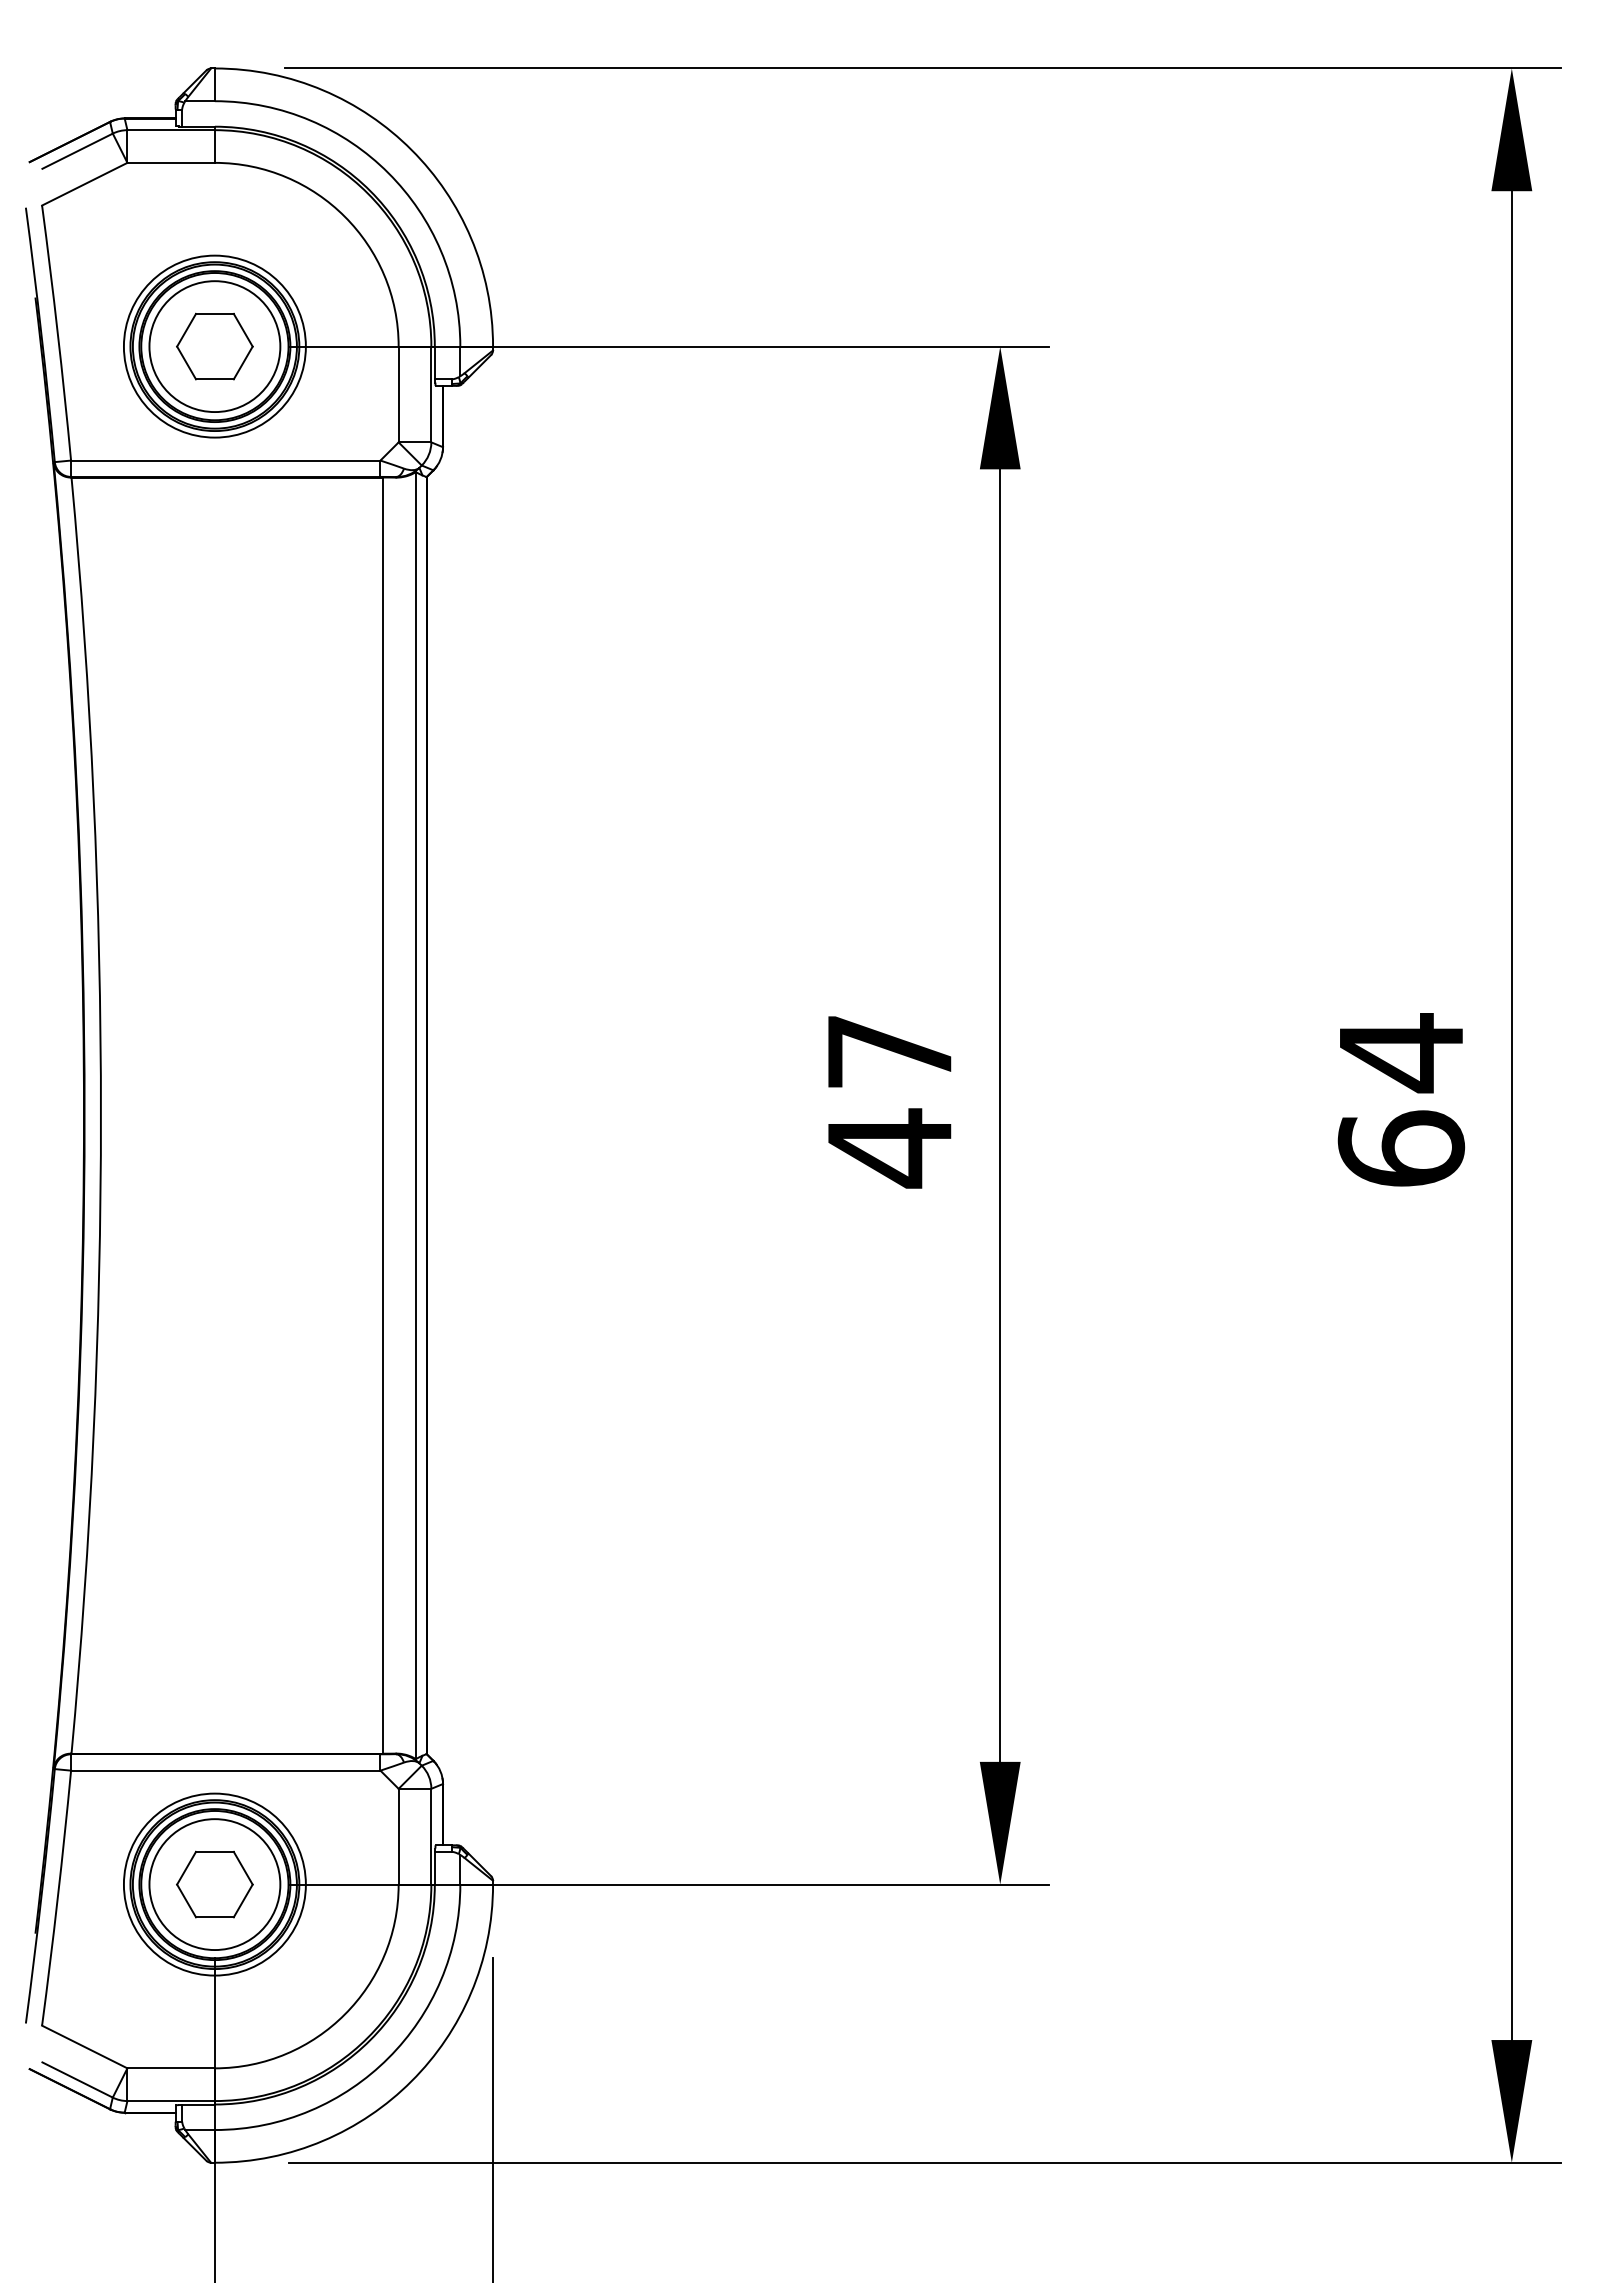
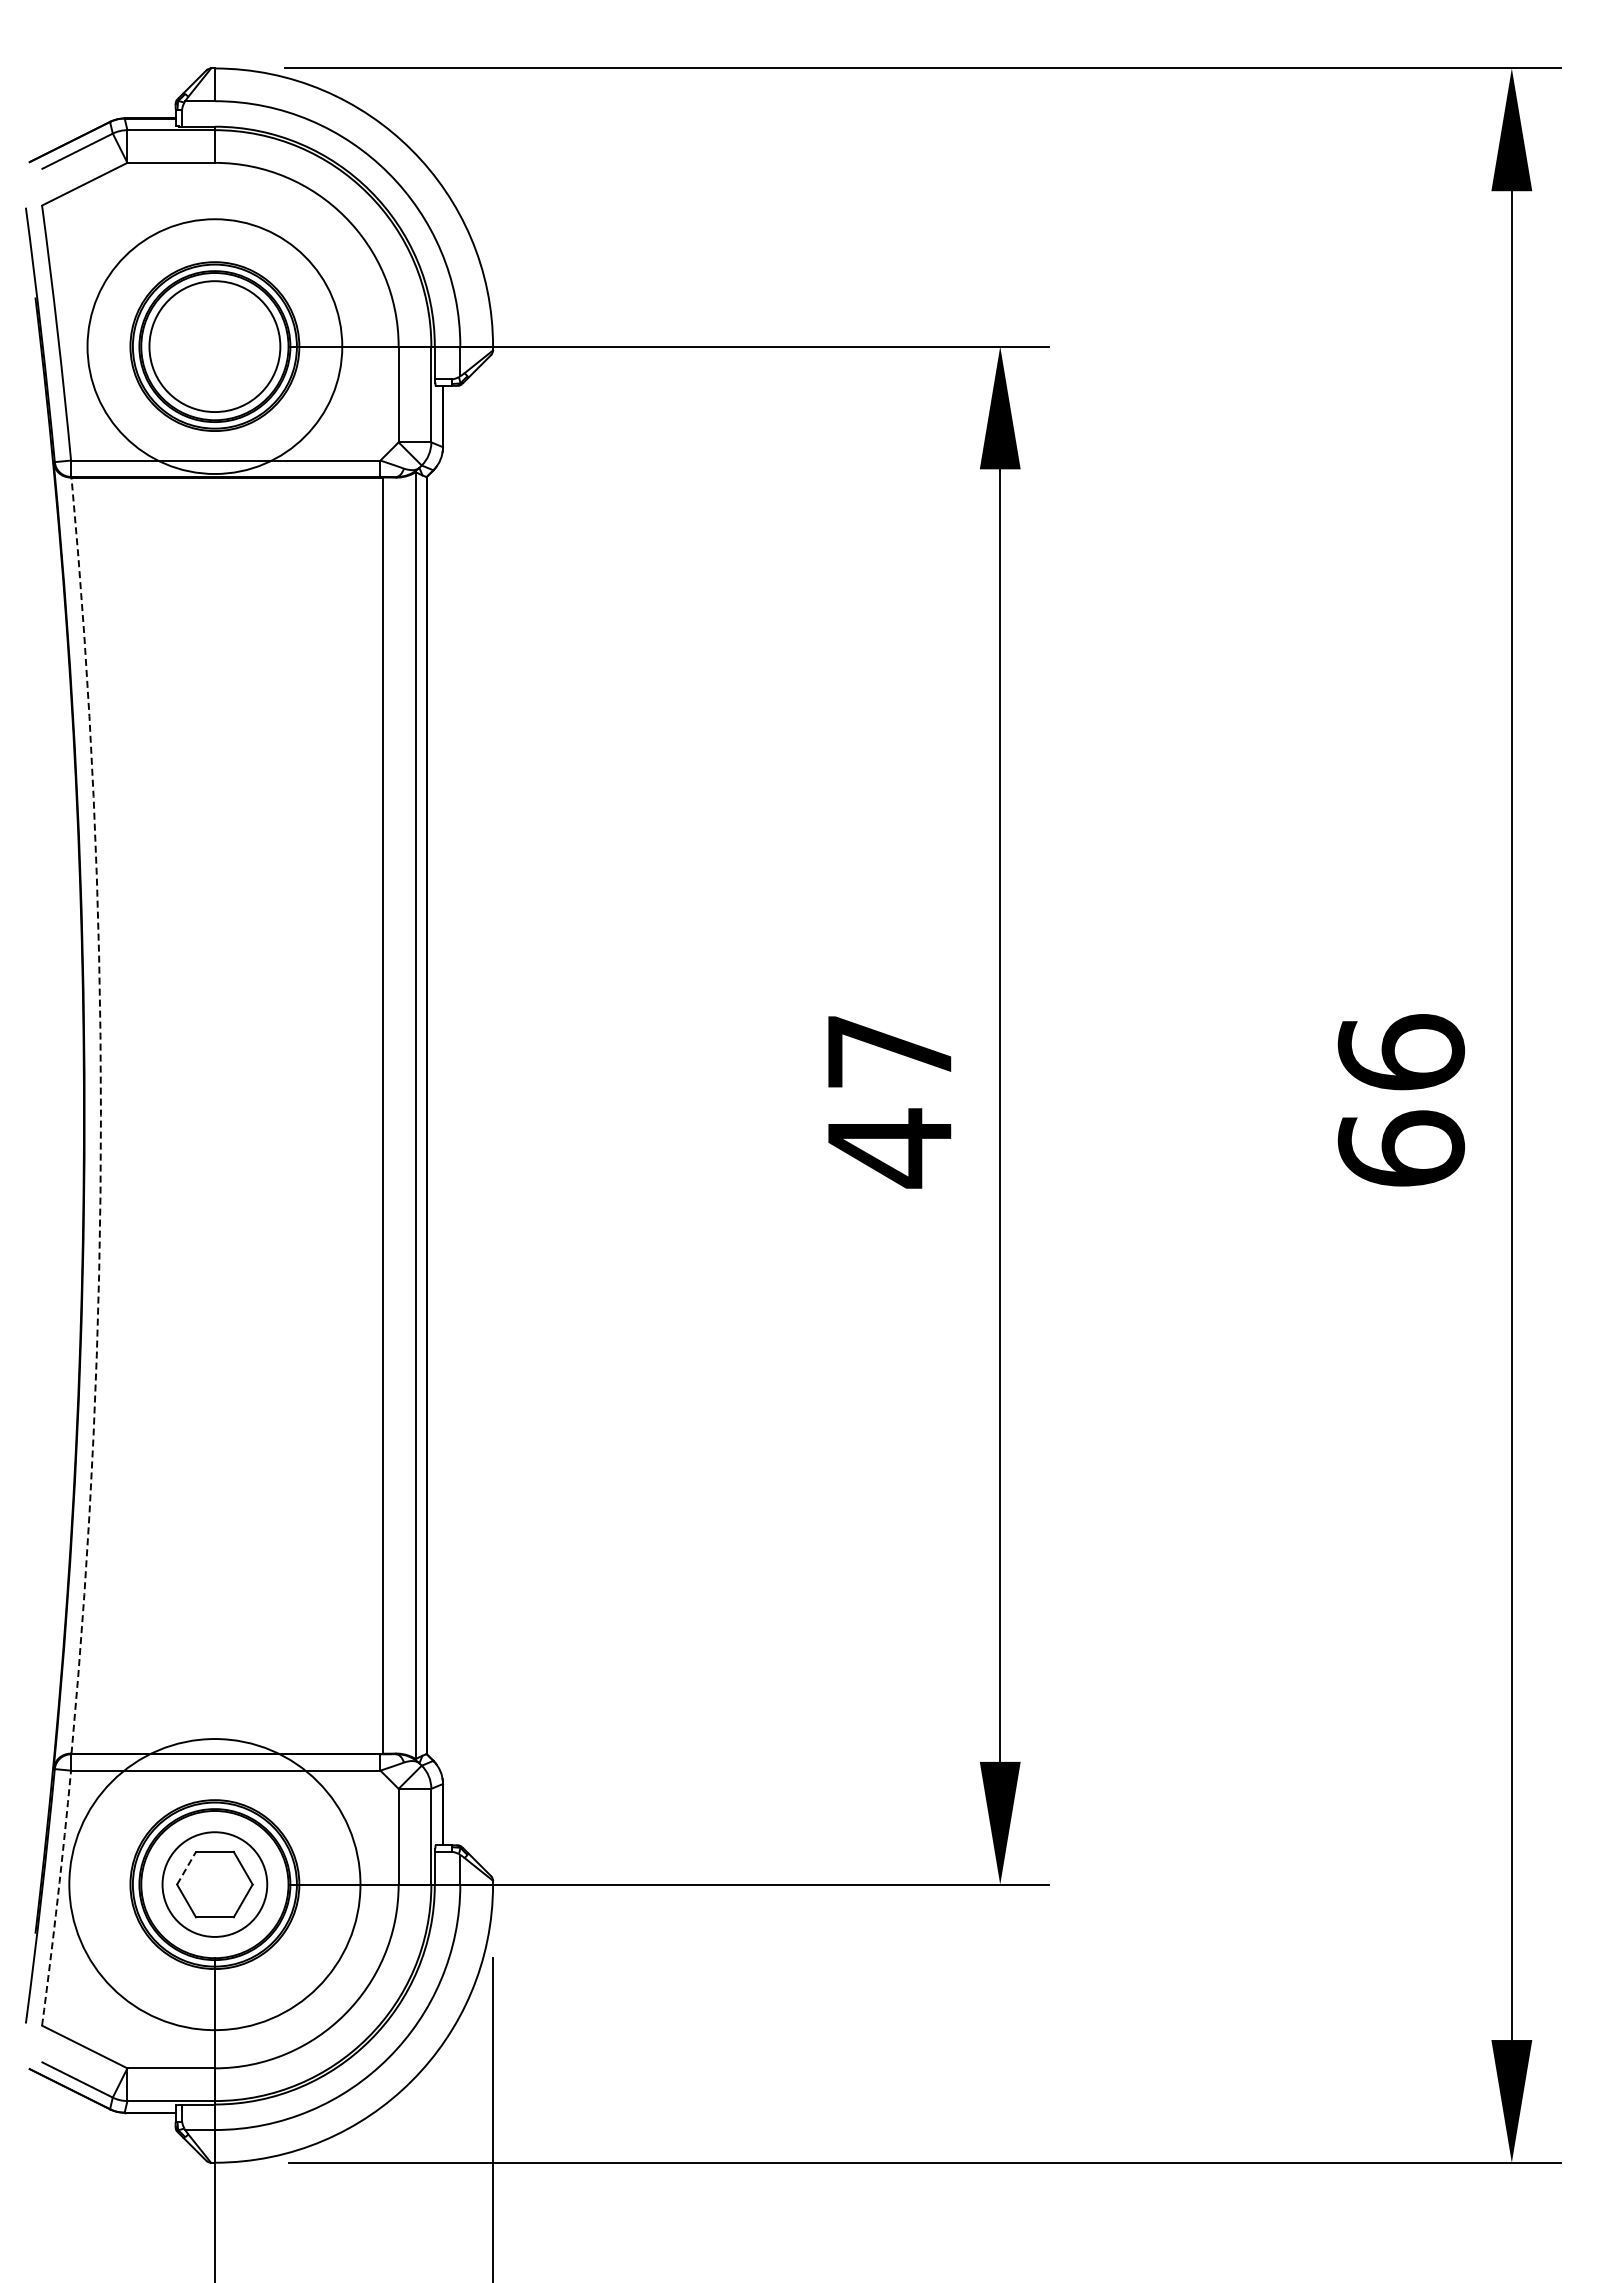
circle diameter: 182 px -> 255 px (214, 346)
part: present -> none (214, 346)
text: 64 -> 66 (1401, 1053)
arc: solid -> dashed (100, 1115)
line: solid -> dashed (186, 1868)
circle diameter: 131 px -> 105 px (214, 1884)
circle diameter: 182 px -> 291 px (214, 1884)
arc: solid -> dashed (57, 1898)
